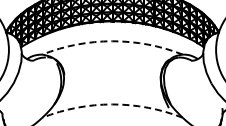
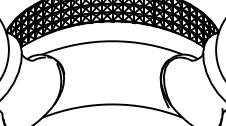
arc: dashed -> solid (112, 41)
arc: dashed -> solid (112, 104)
